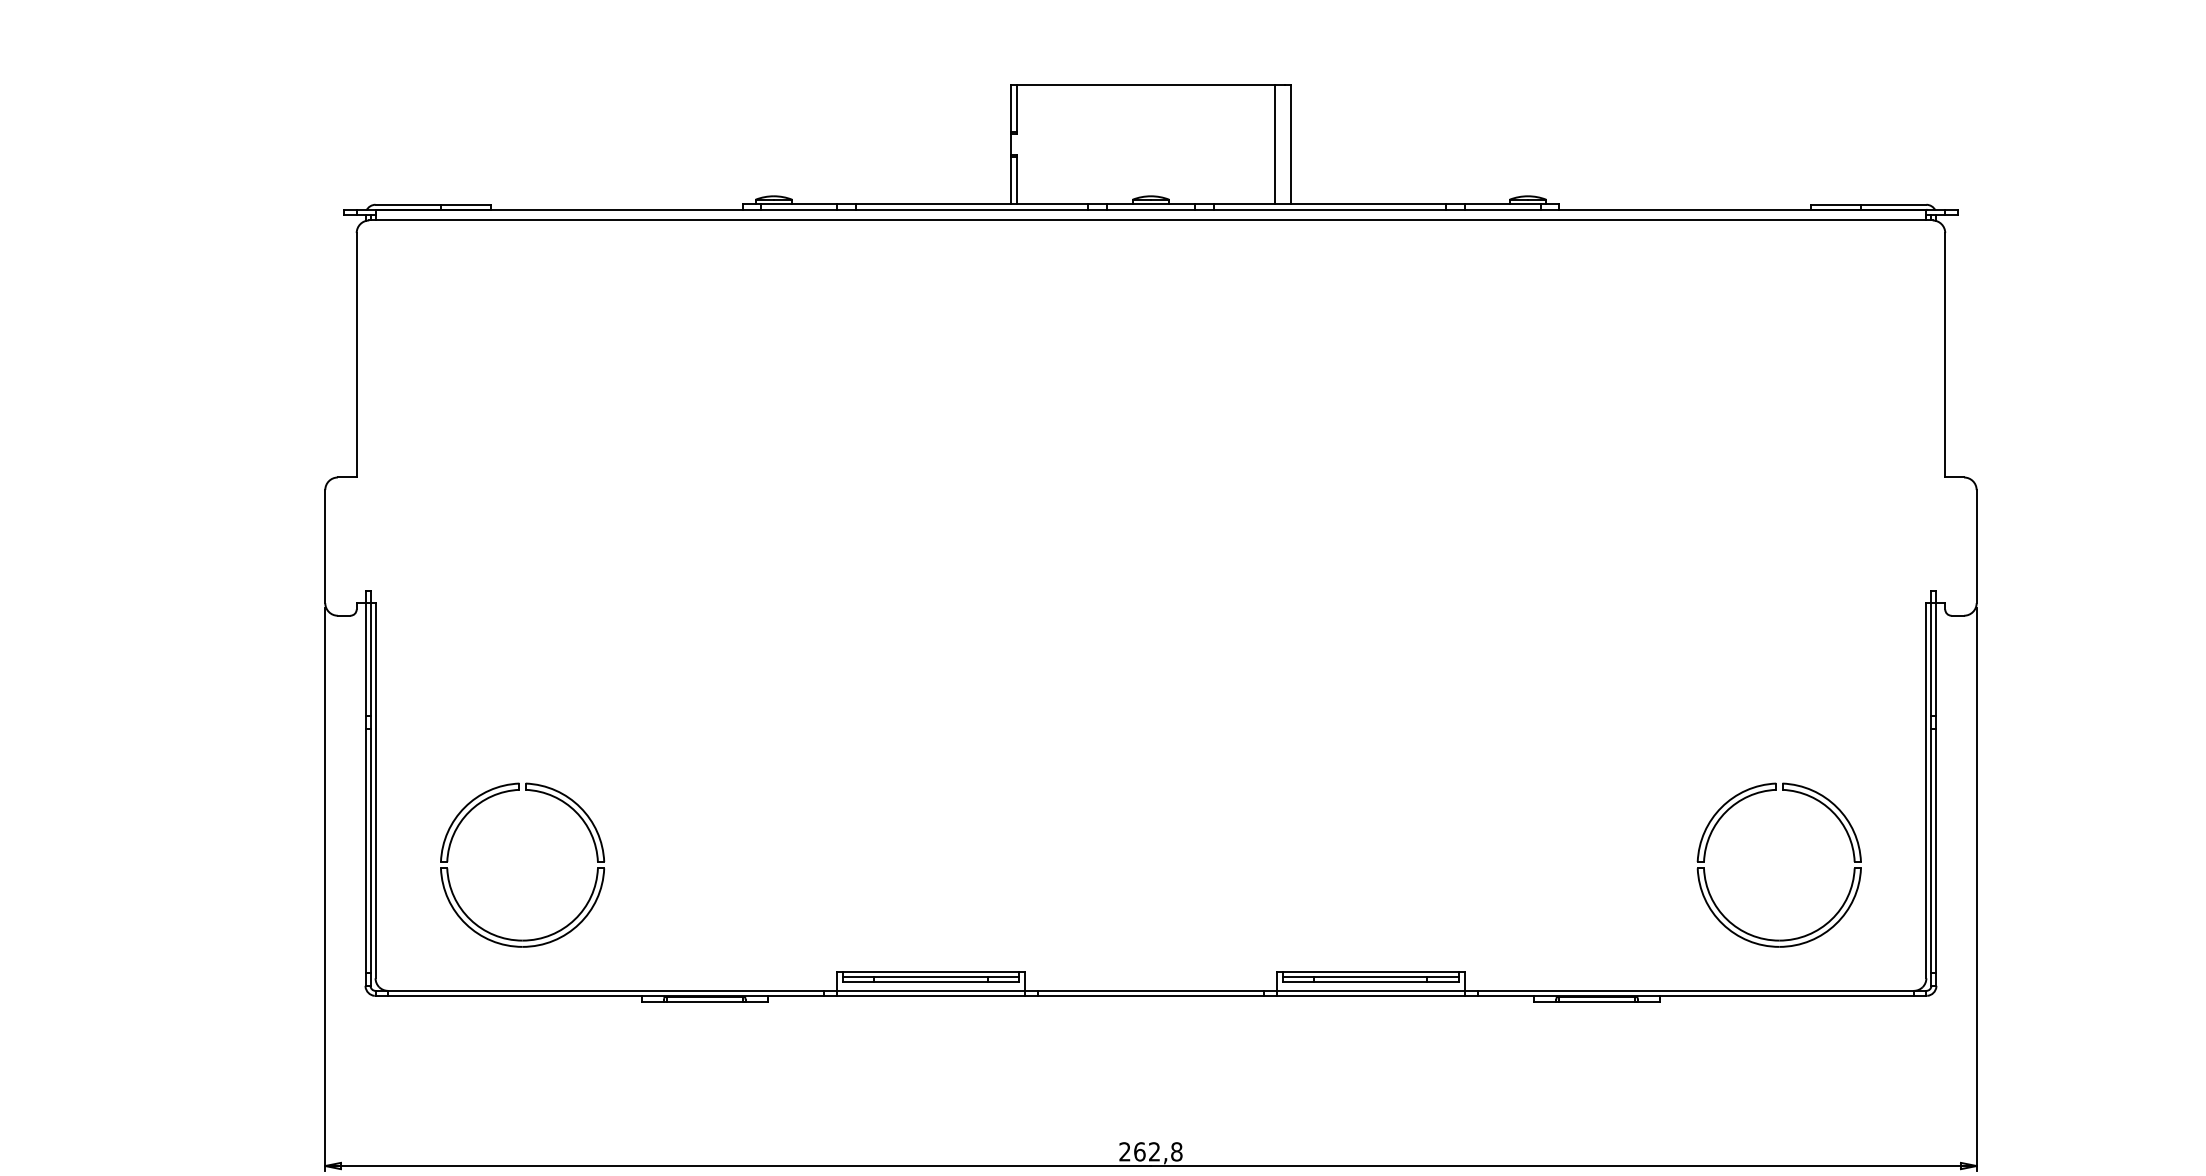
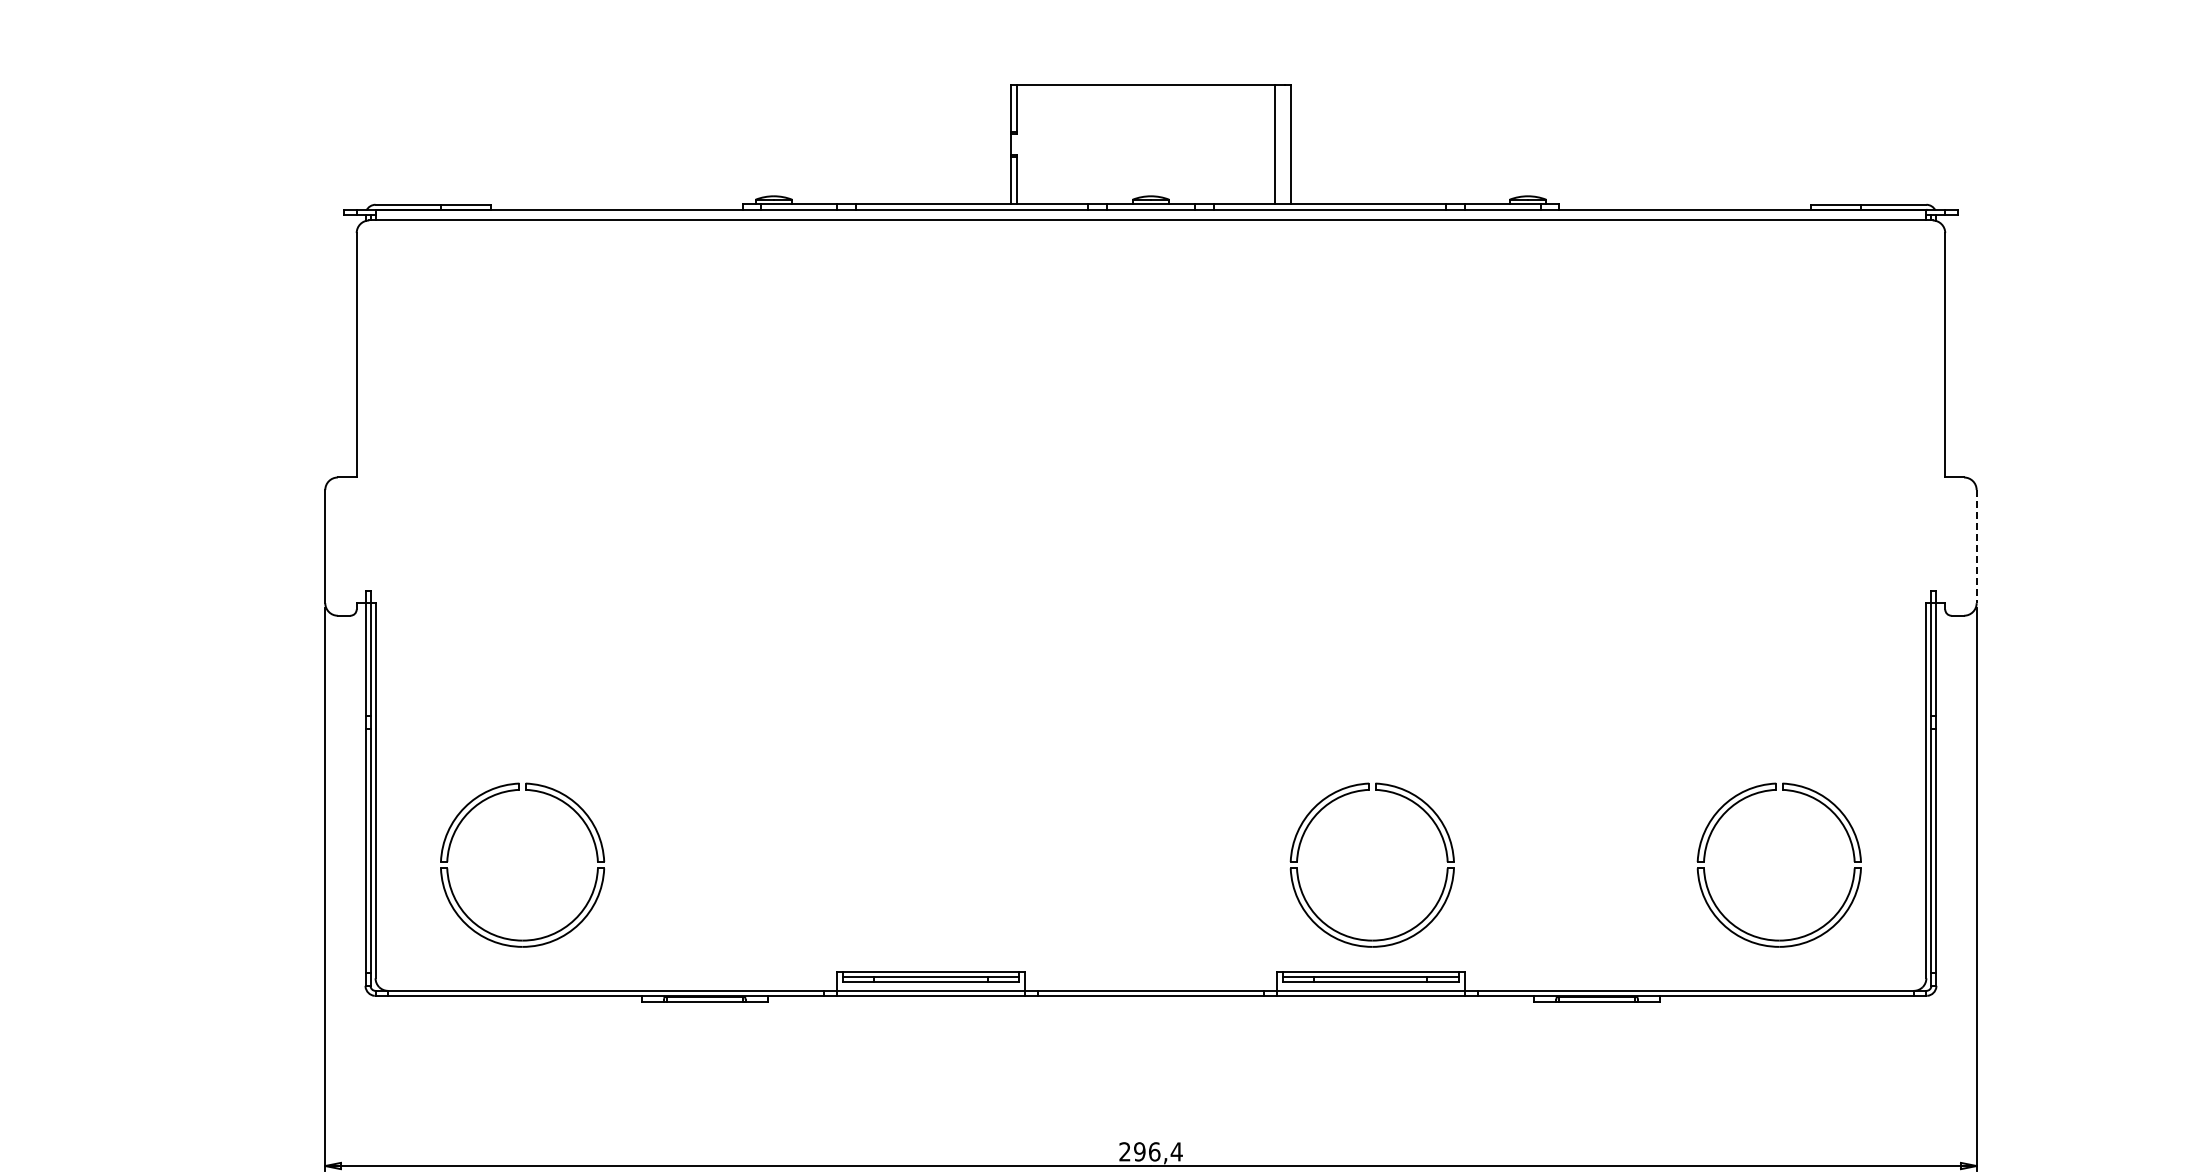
line: solid -> dashed (1976, 546)
part: none -> present (1323, 809)
text: 262,8 -> 296,4 (1158, 1151)
